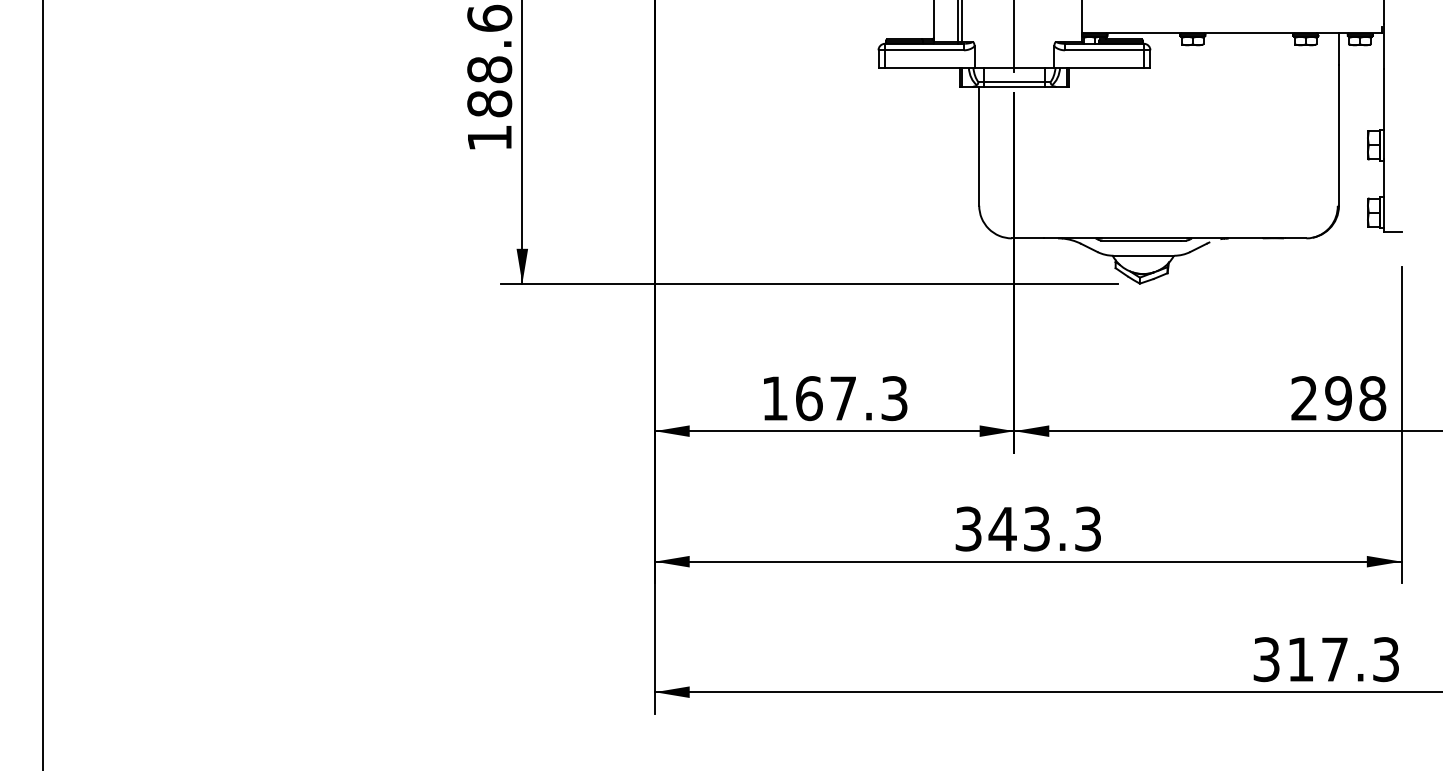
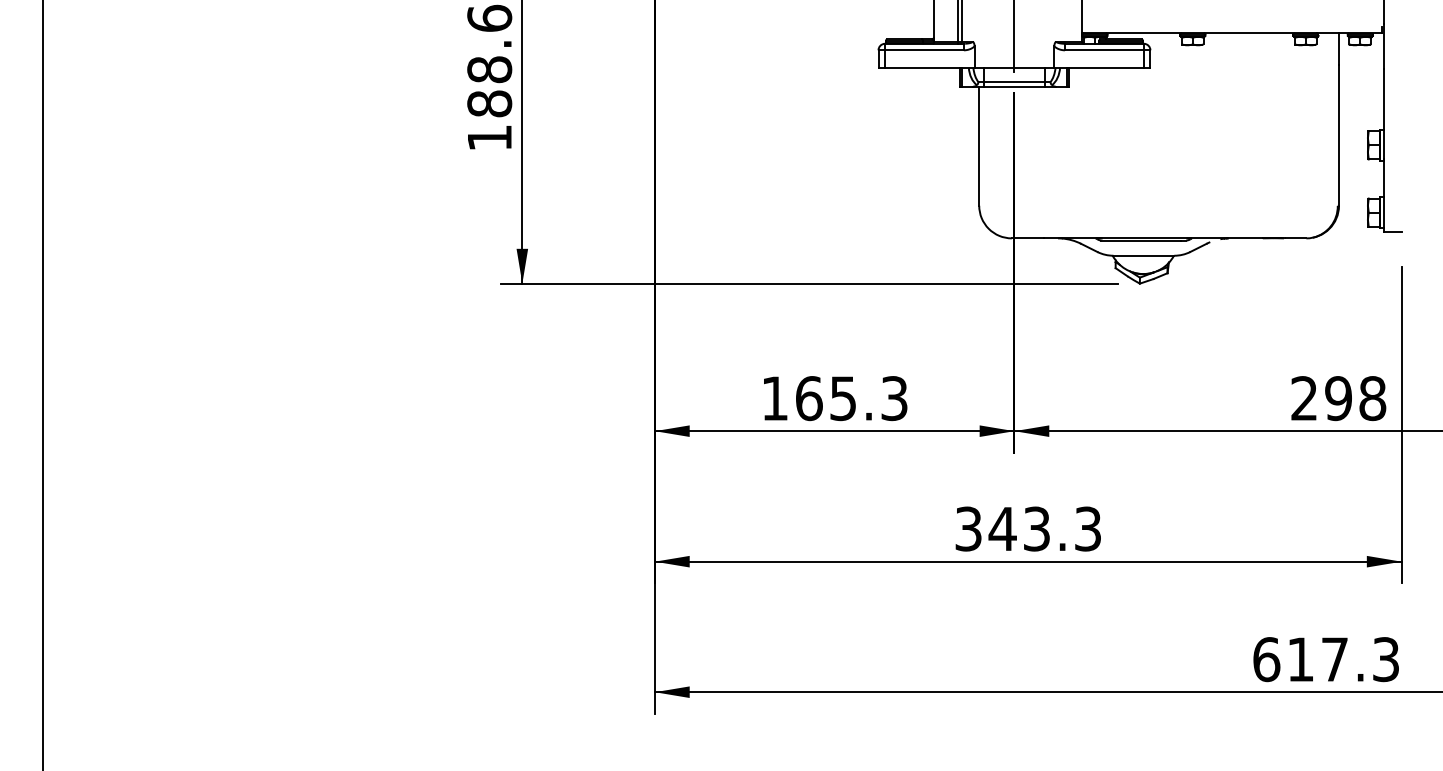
text: 167.3 -> 165.3 (842, 398)
text: 317.3 -> 617.3 (1266, 659)
